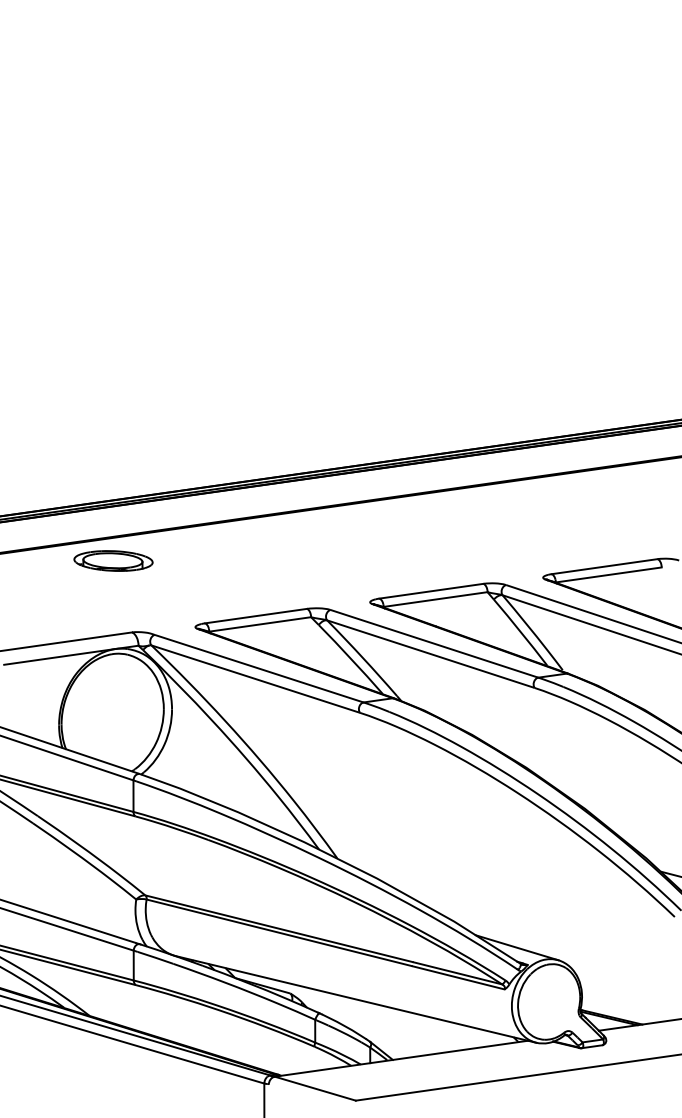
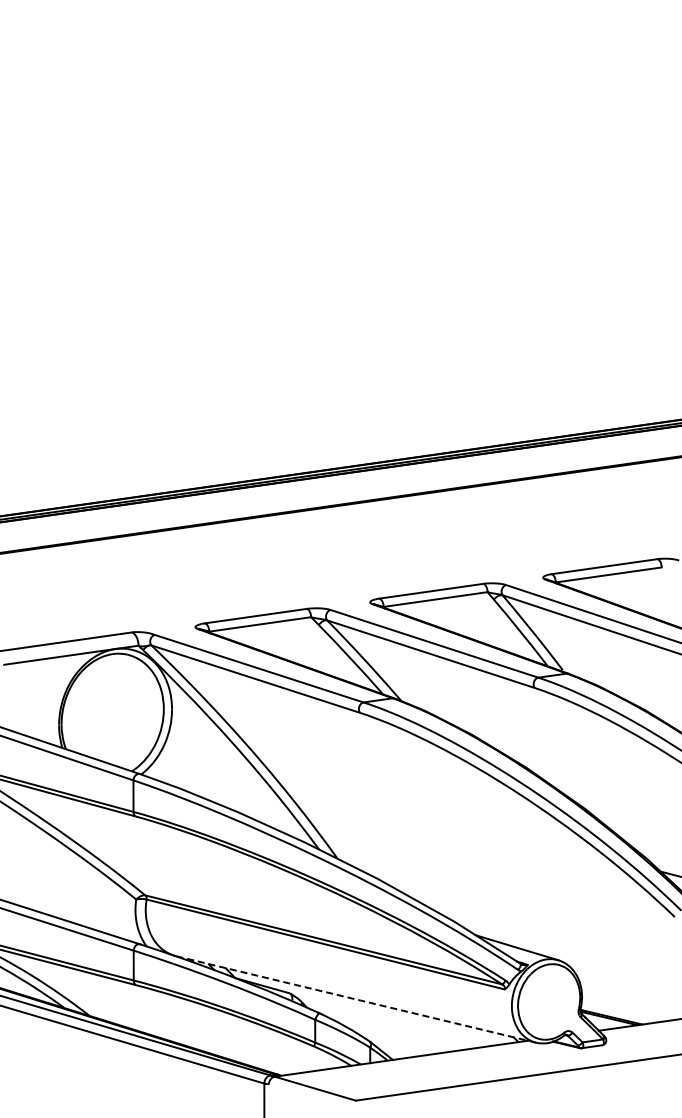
part: present -> none (113, 560)
line: solid -> dashed (355, 999)
